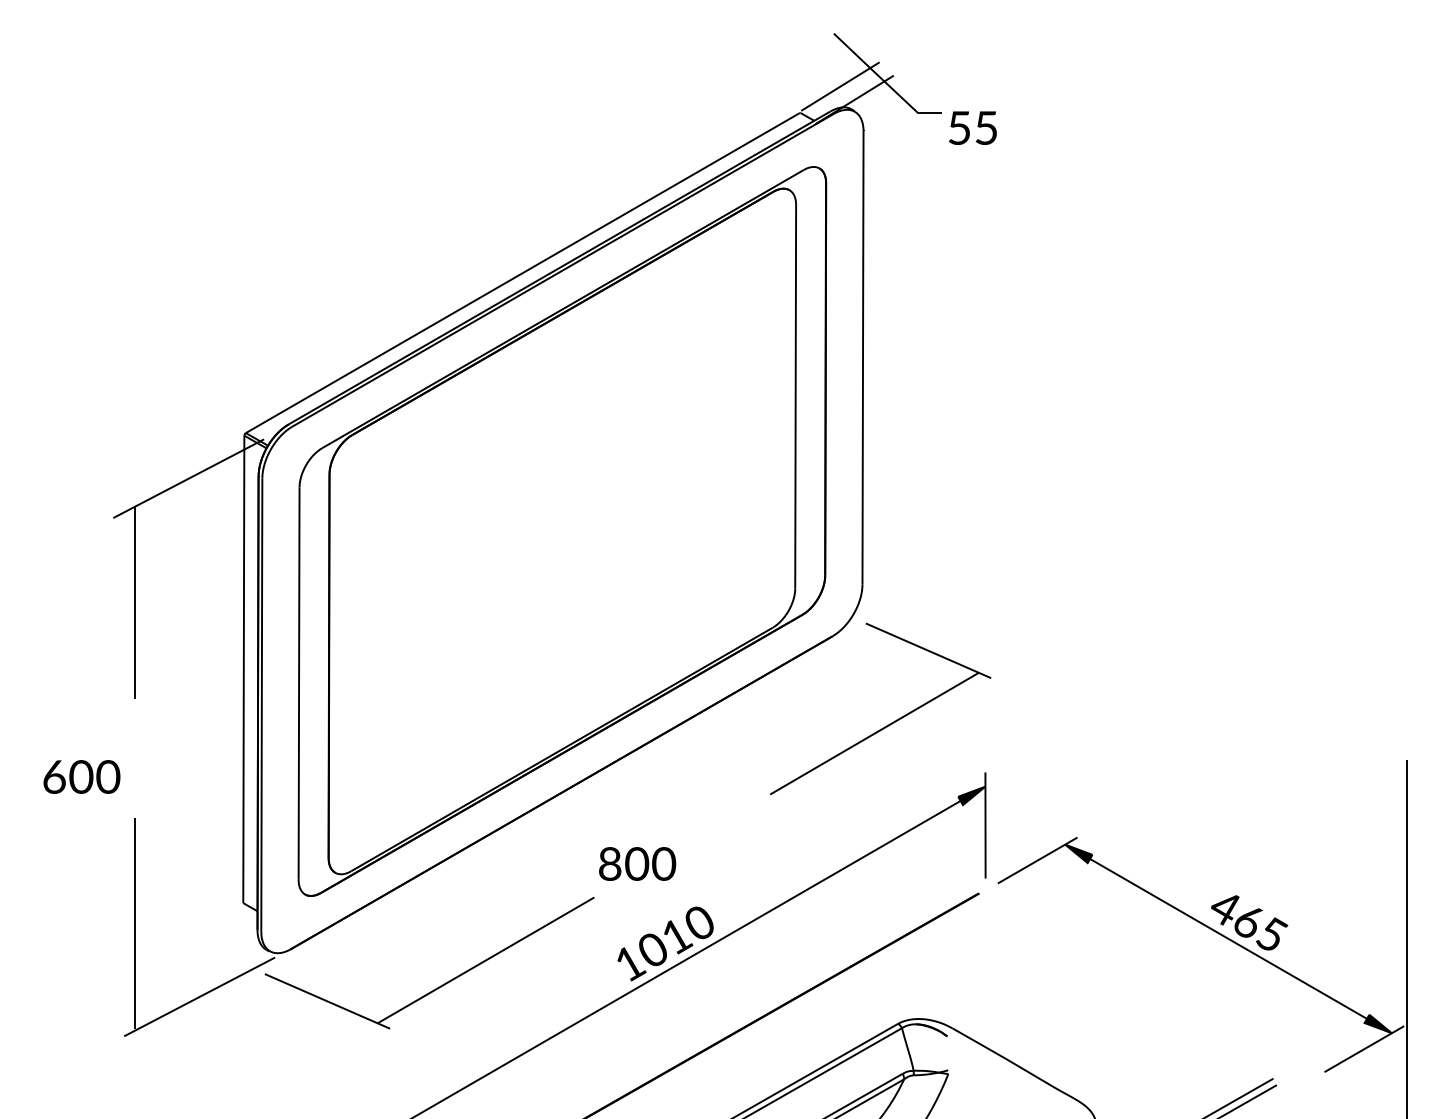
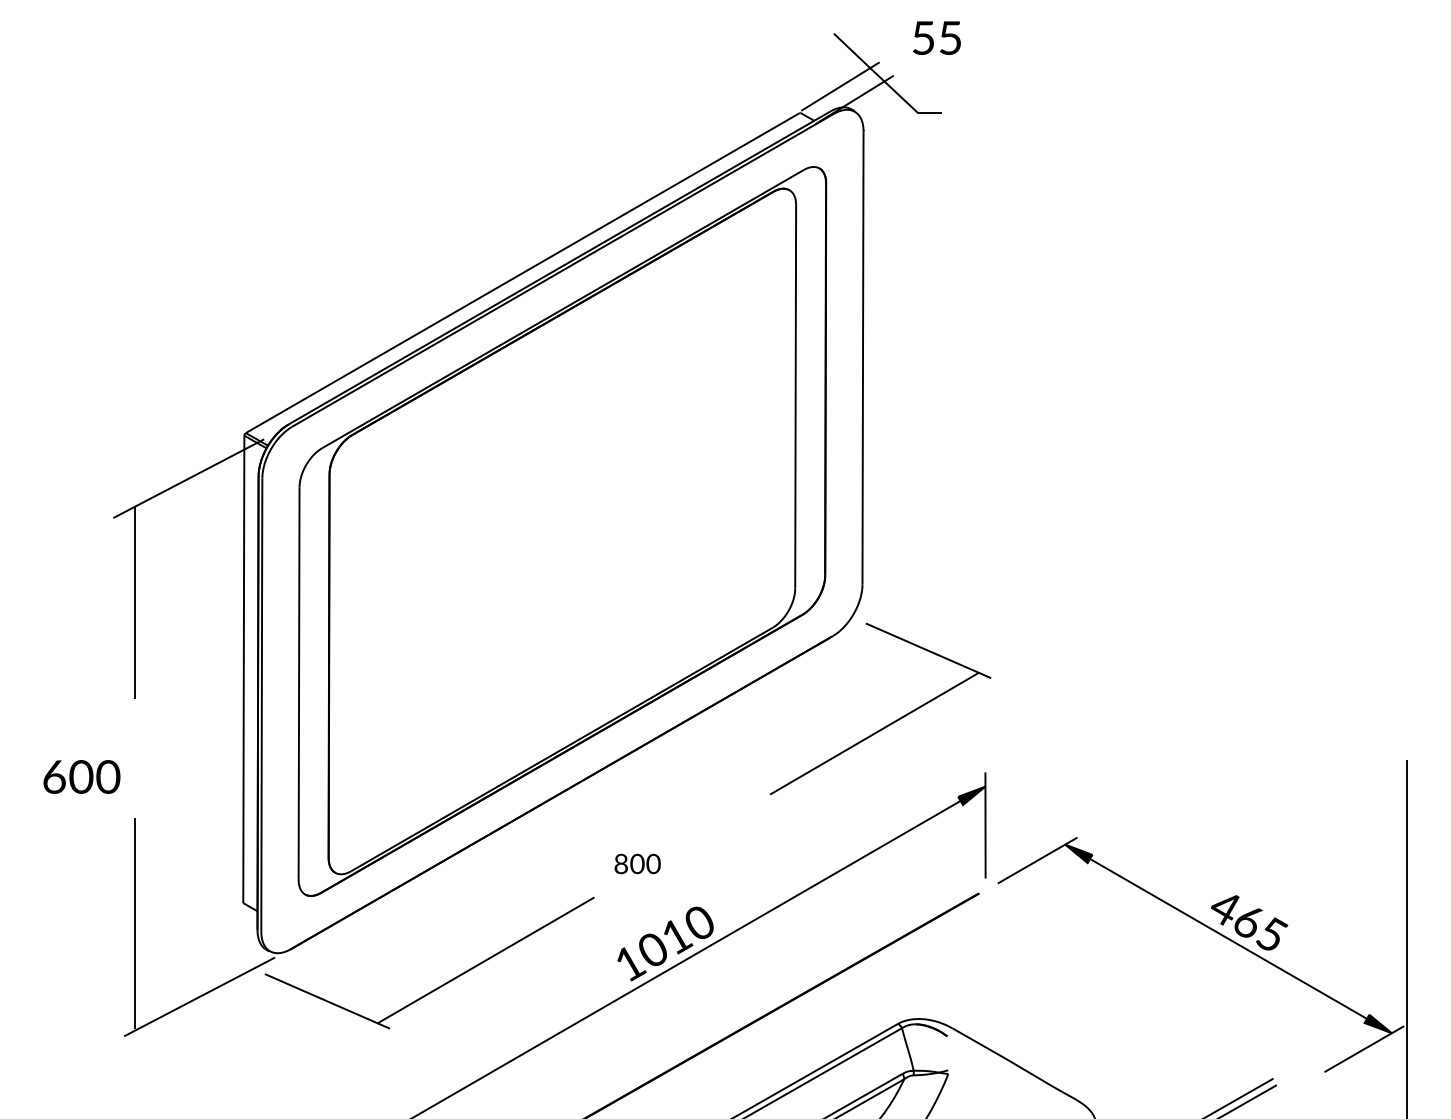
part position: (972, 127) -> (936, 37) (936, 37)
part size: 78x34 px -> 47x22 px (637, 863)
